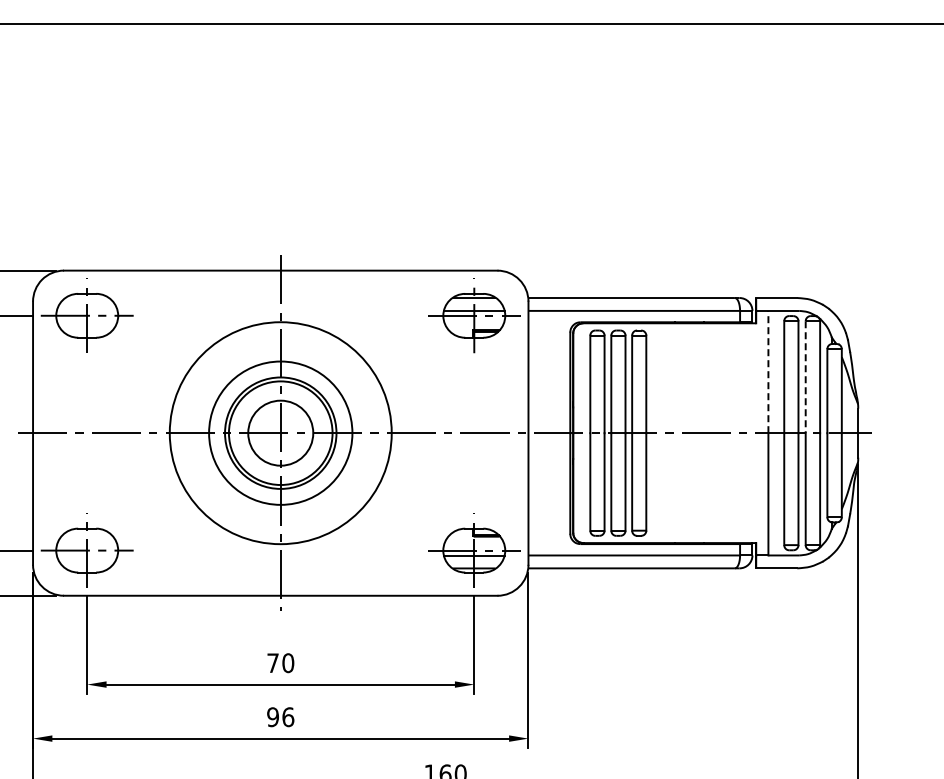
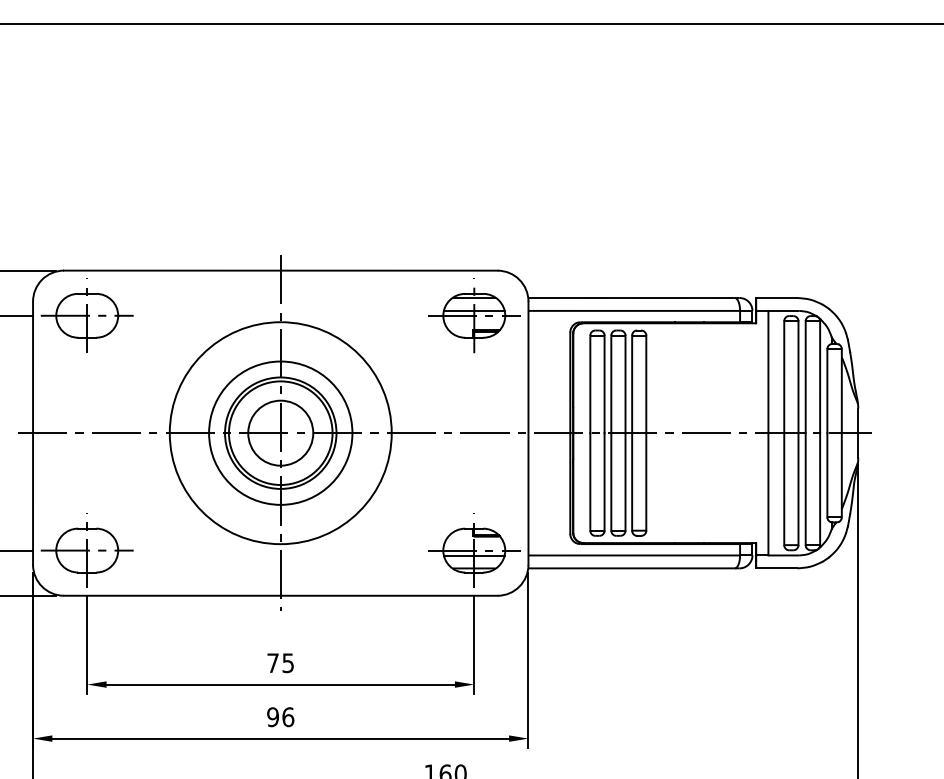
line: dashed -> solid (768, 371)
line: dashed -> solid (805, 377)
text: 70 -> 75 (288, 663)
